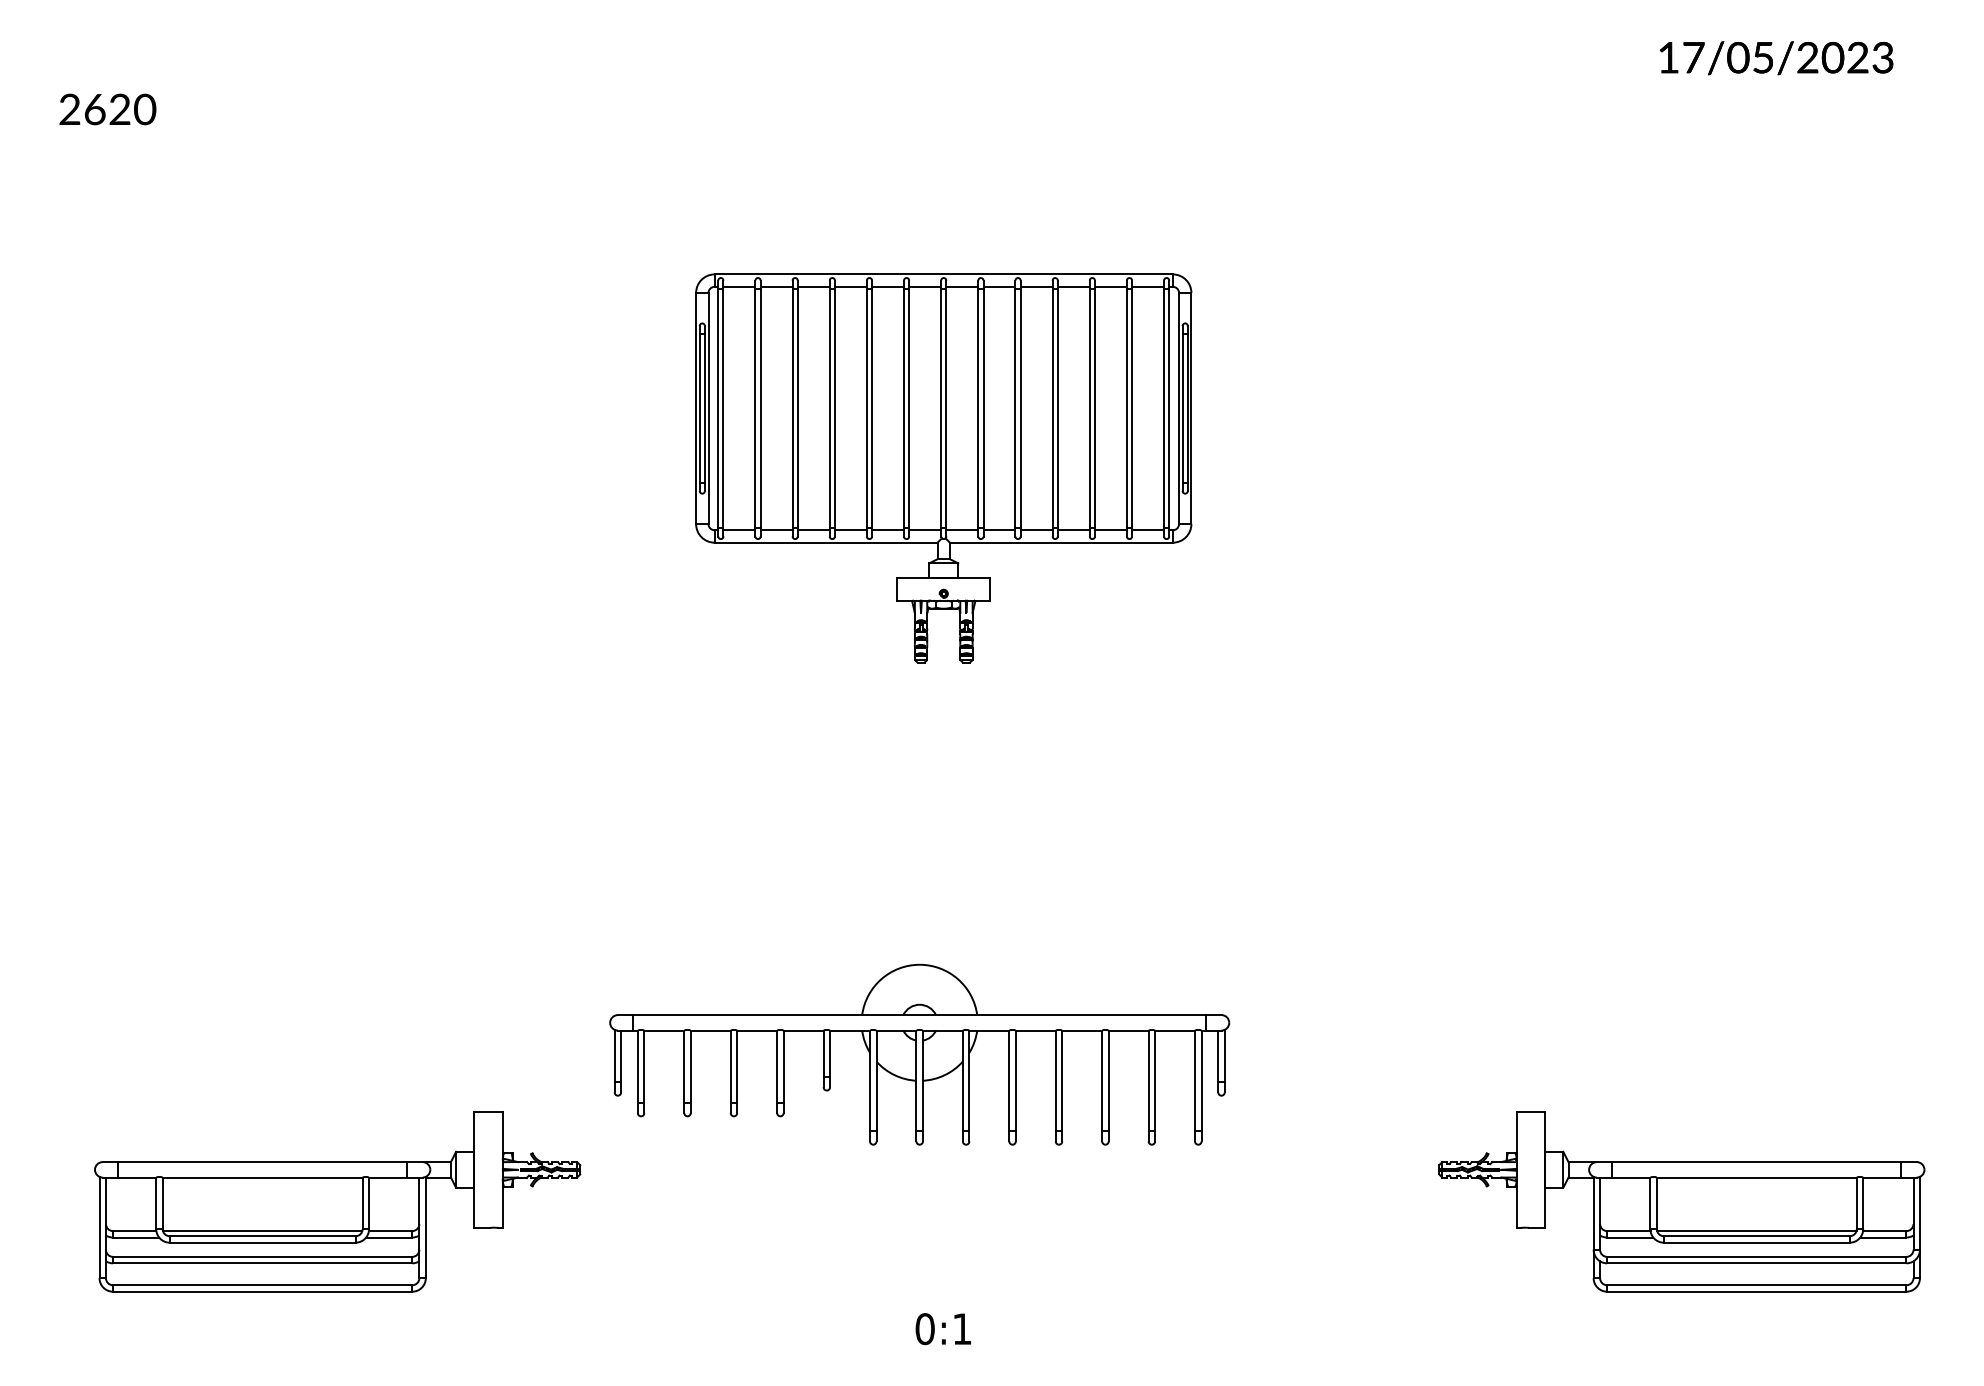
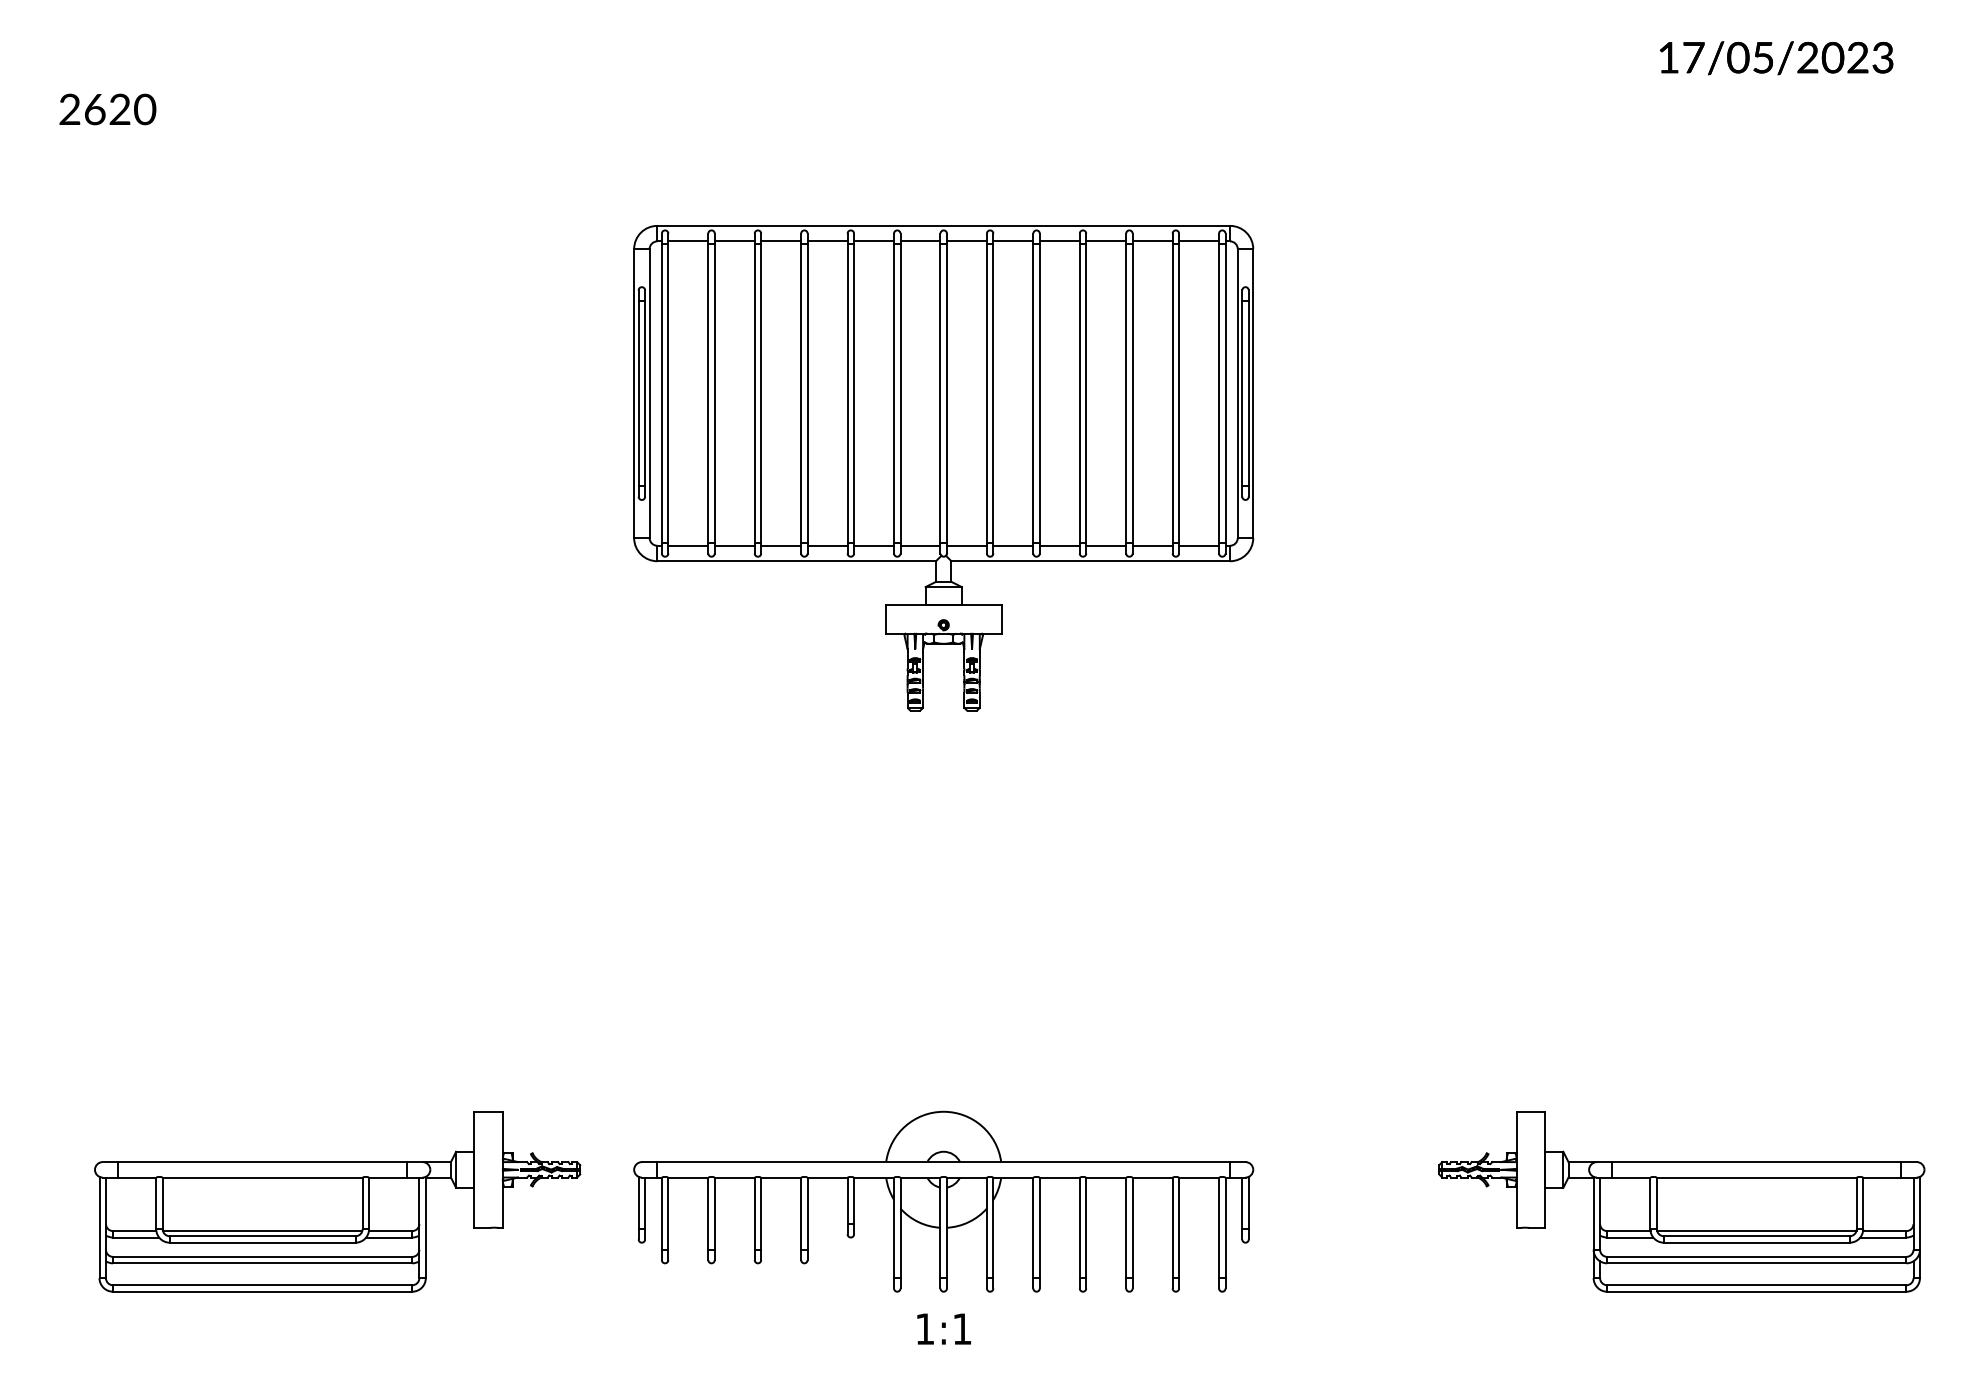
part size: 498x391 px -> 622x487 px (943, 468)
part position: (919, 1054) -> (943, 1201) (943, 1201)
text: 0:1 -> 1:1 (924, 1329)
